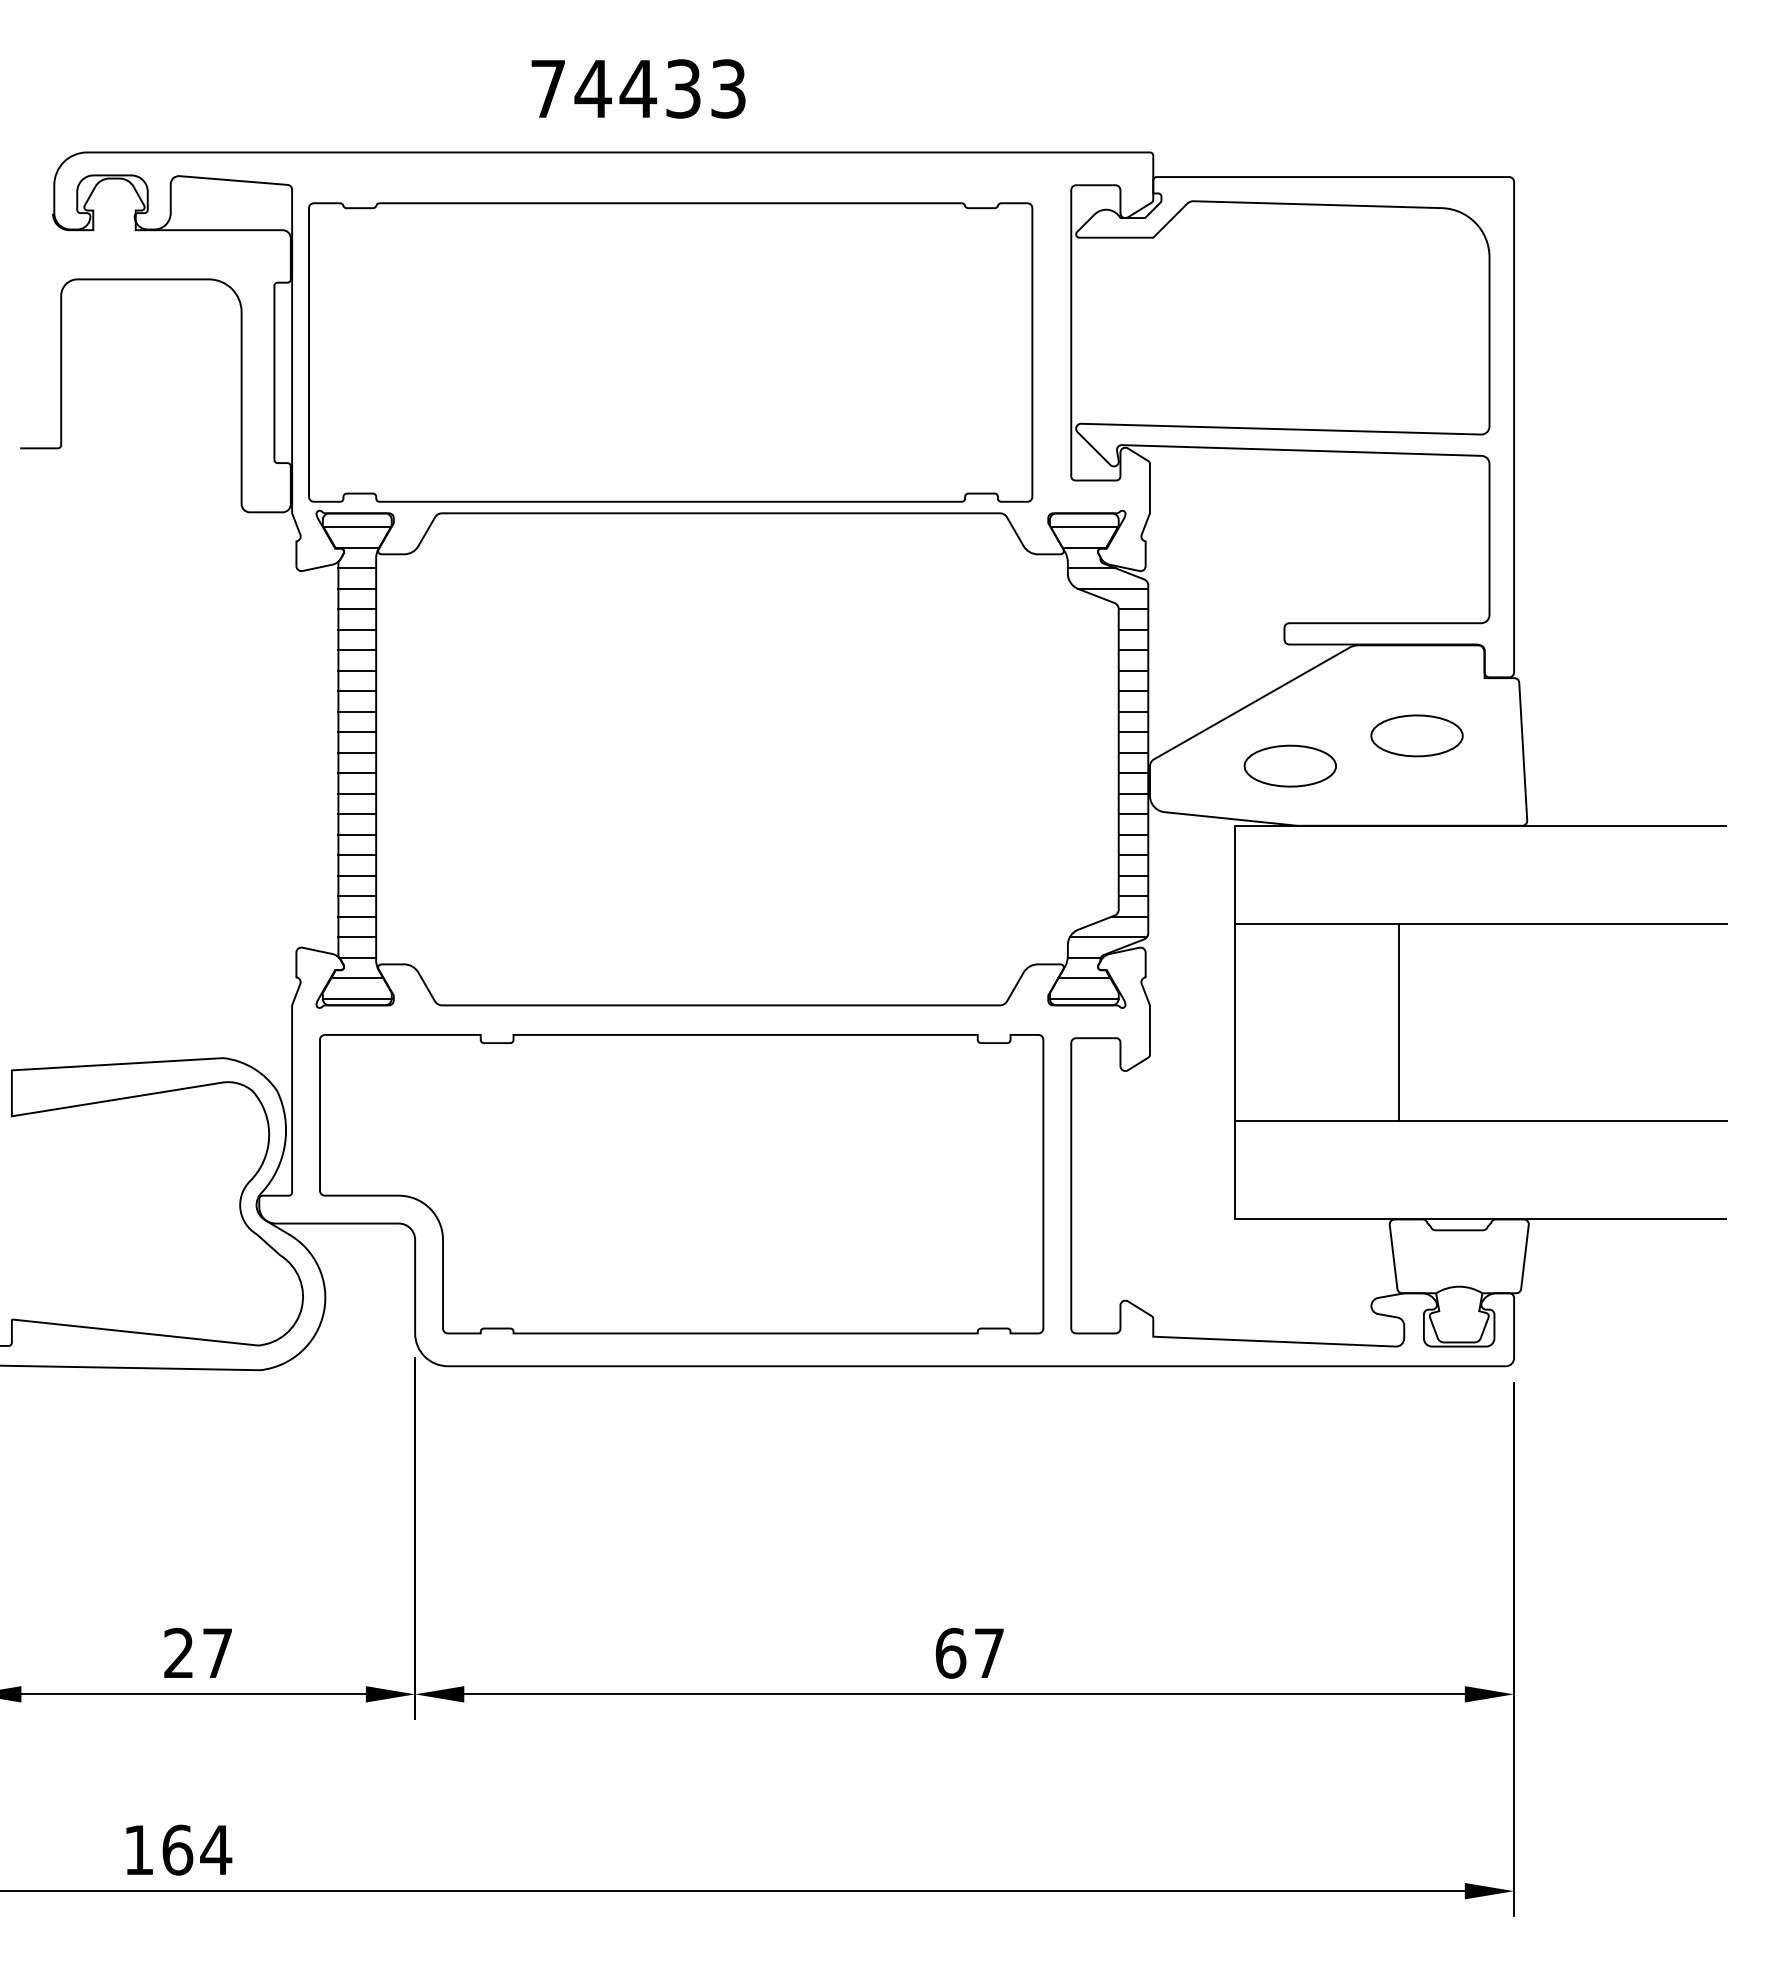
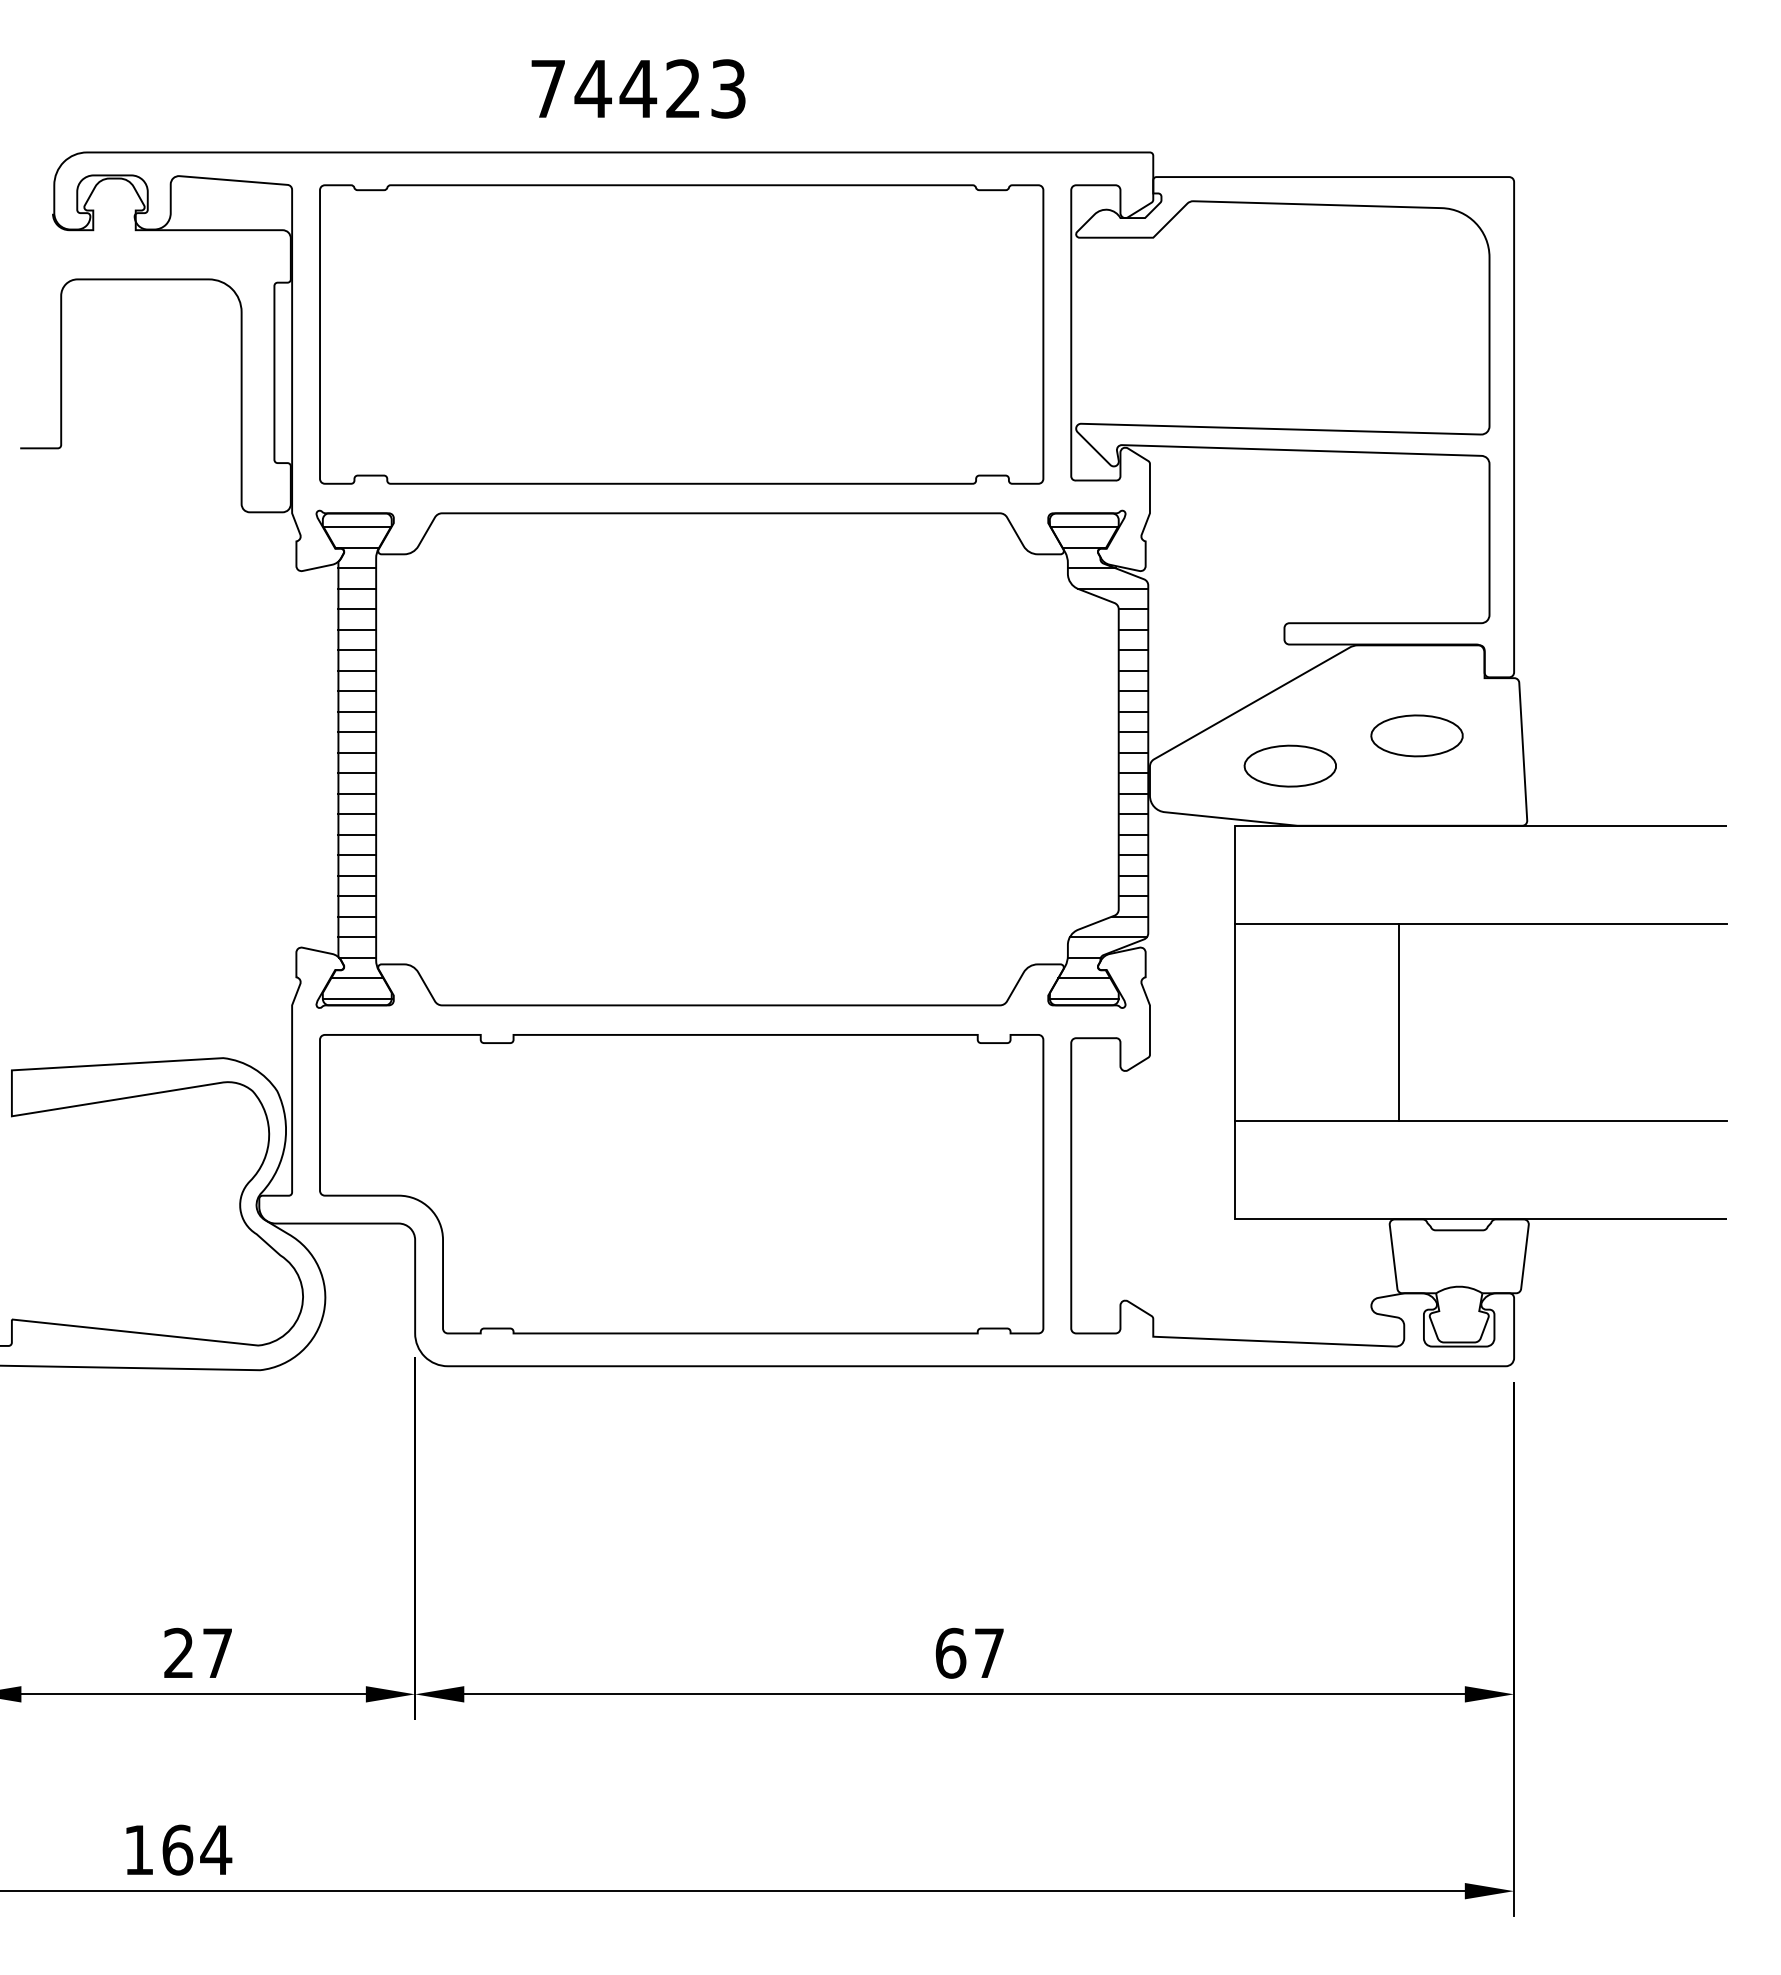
text: 74433 -> 74423 (683, 88)
part position: (670, 352) -> (681, 334) (681, 334)
